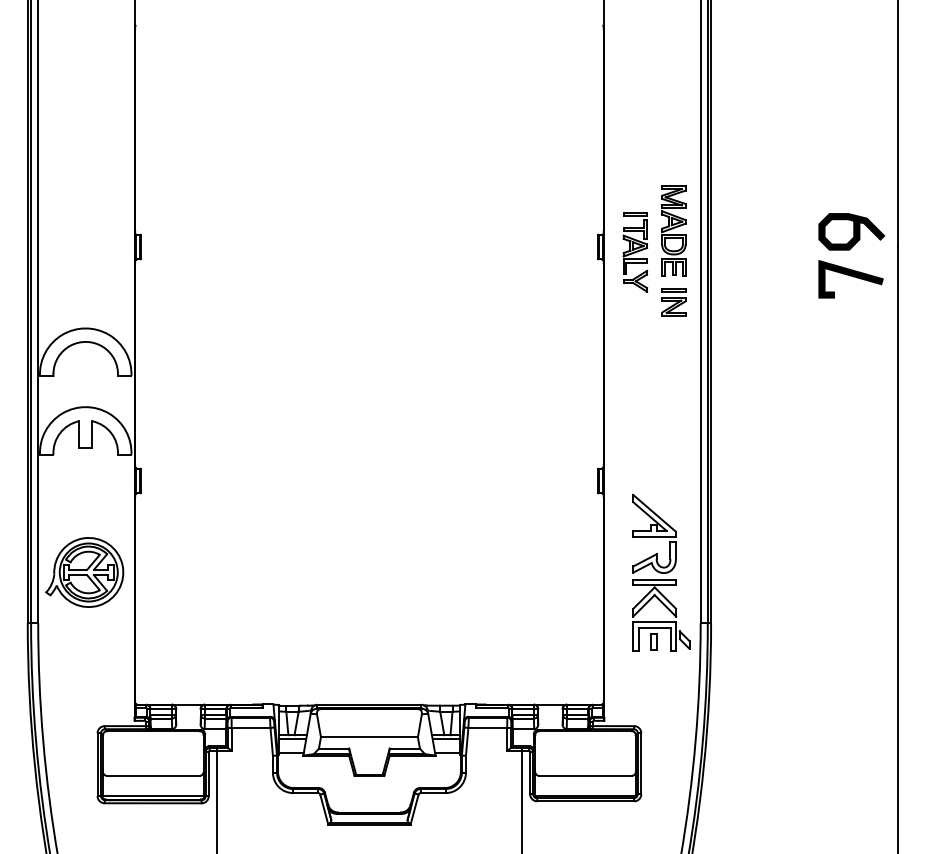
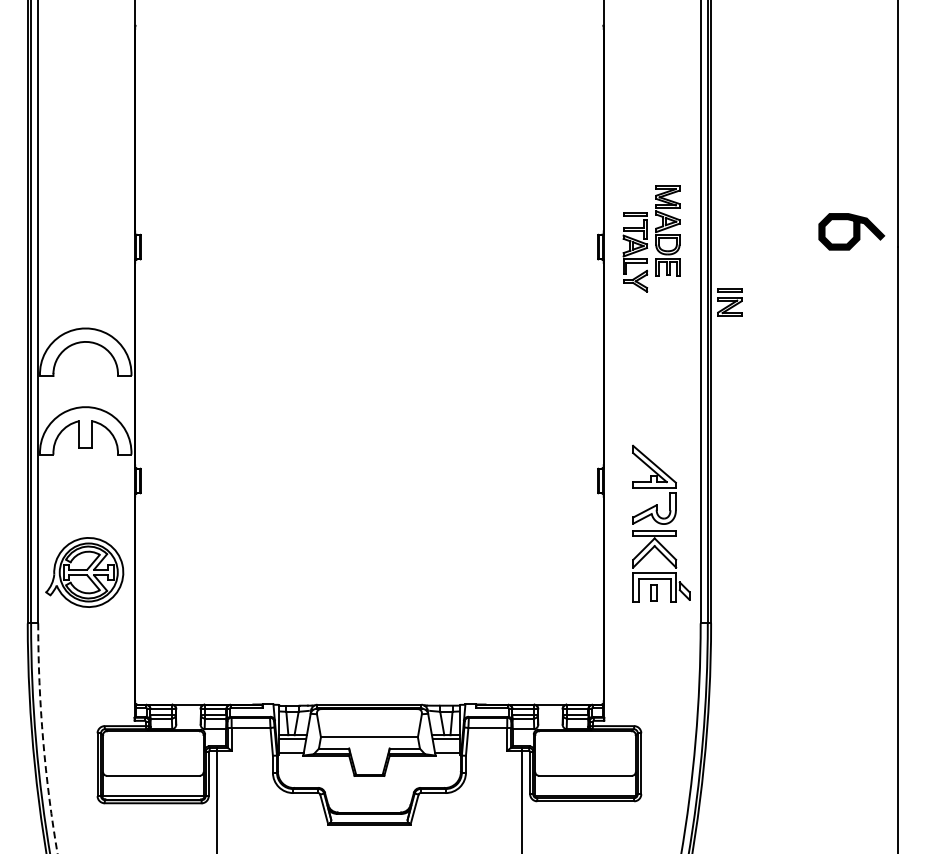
part position: (673, 230) -> (667, 230) (667, 230)
line: present -> none (850, 276)
part position: (673, 302) -> (729, 302) (729, 302)
part position: (661, 572) -> (661, 523) (661, 523)
arc: solid -> dashed (43, 739)
